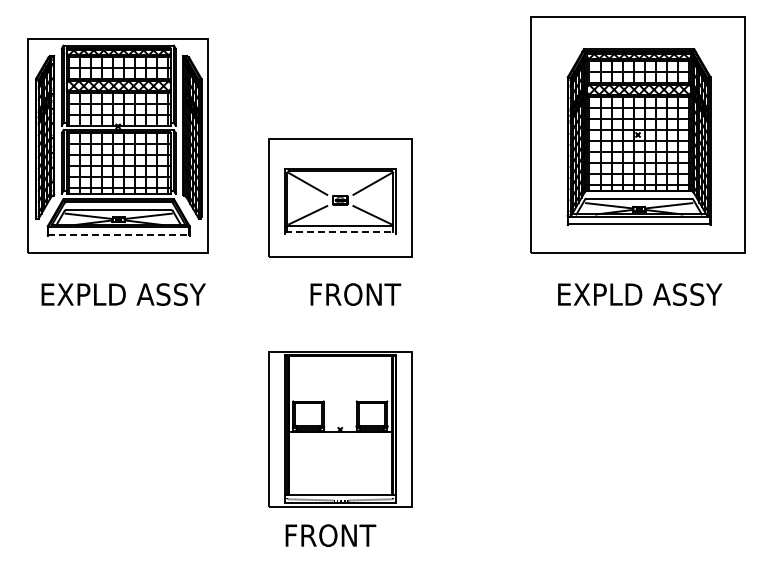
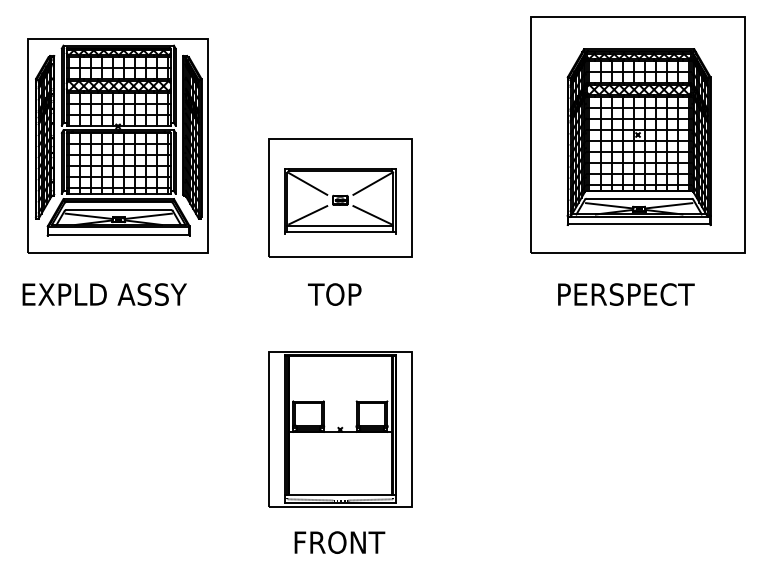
line: dashed -> solid (340, 231)
line: dashed -> solid (119, 234)
text position: (123, 294) -> (104, 294) (104, 294)
text: FRONT -> TOP (354, 294)
text: EXPLD ASSY -> PERSPECT (641, 294)
text position: (330, 535) -> (339, 542) (339, 542)
